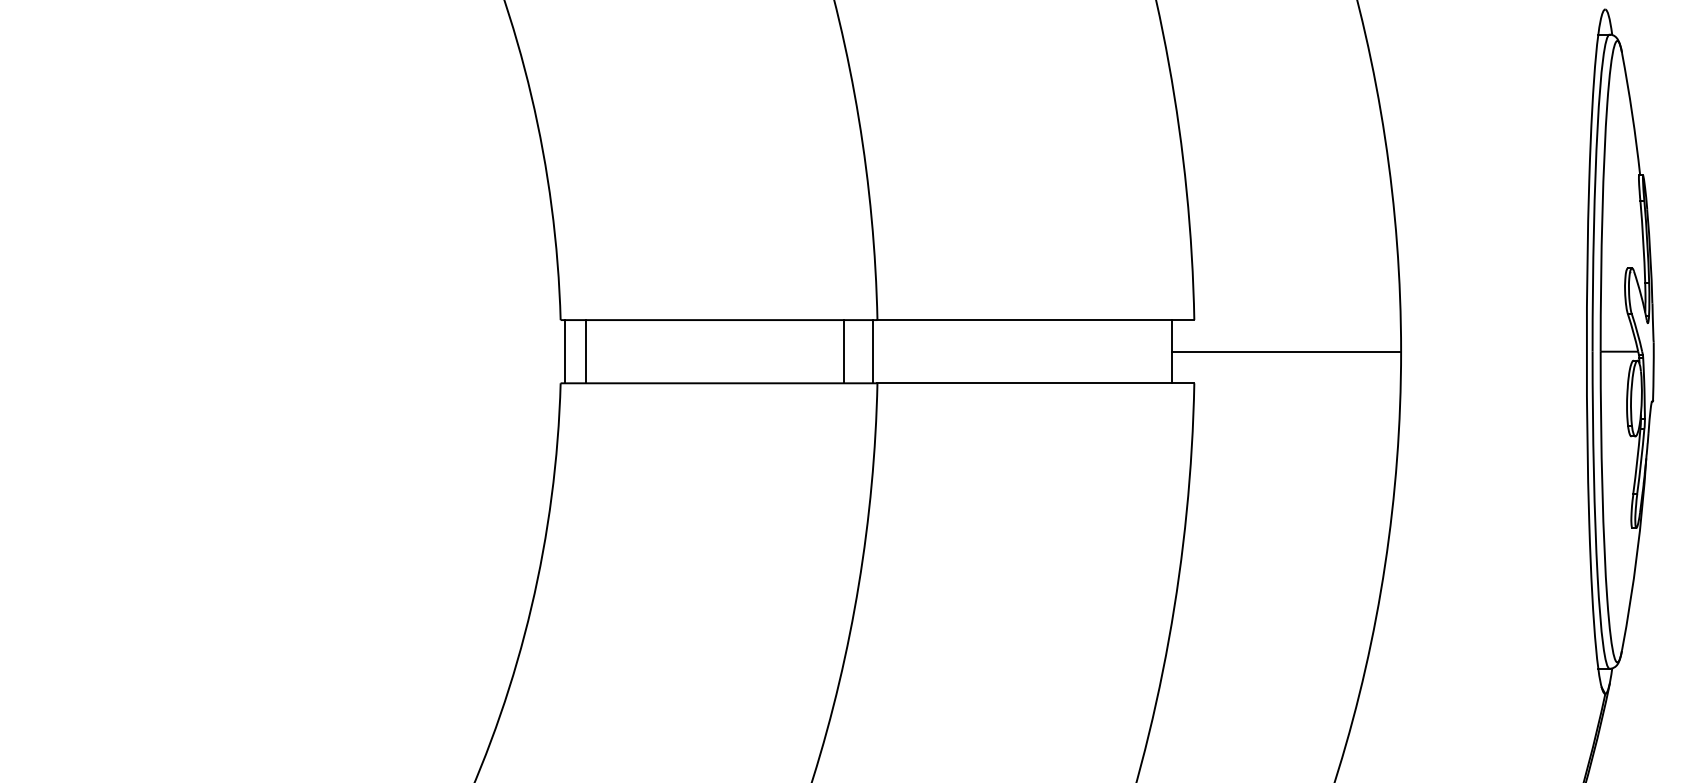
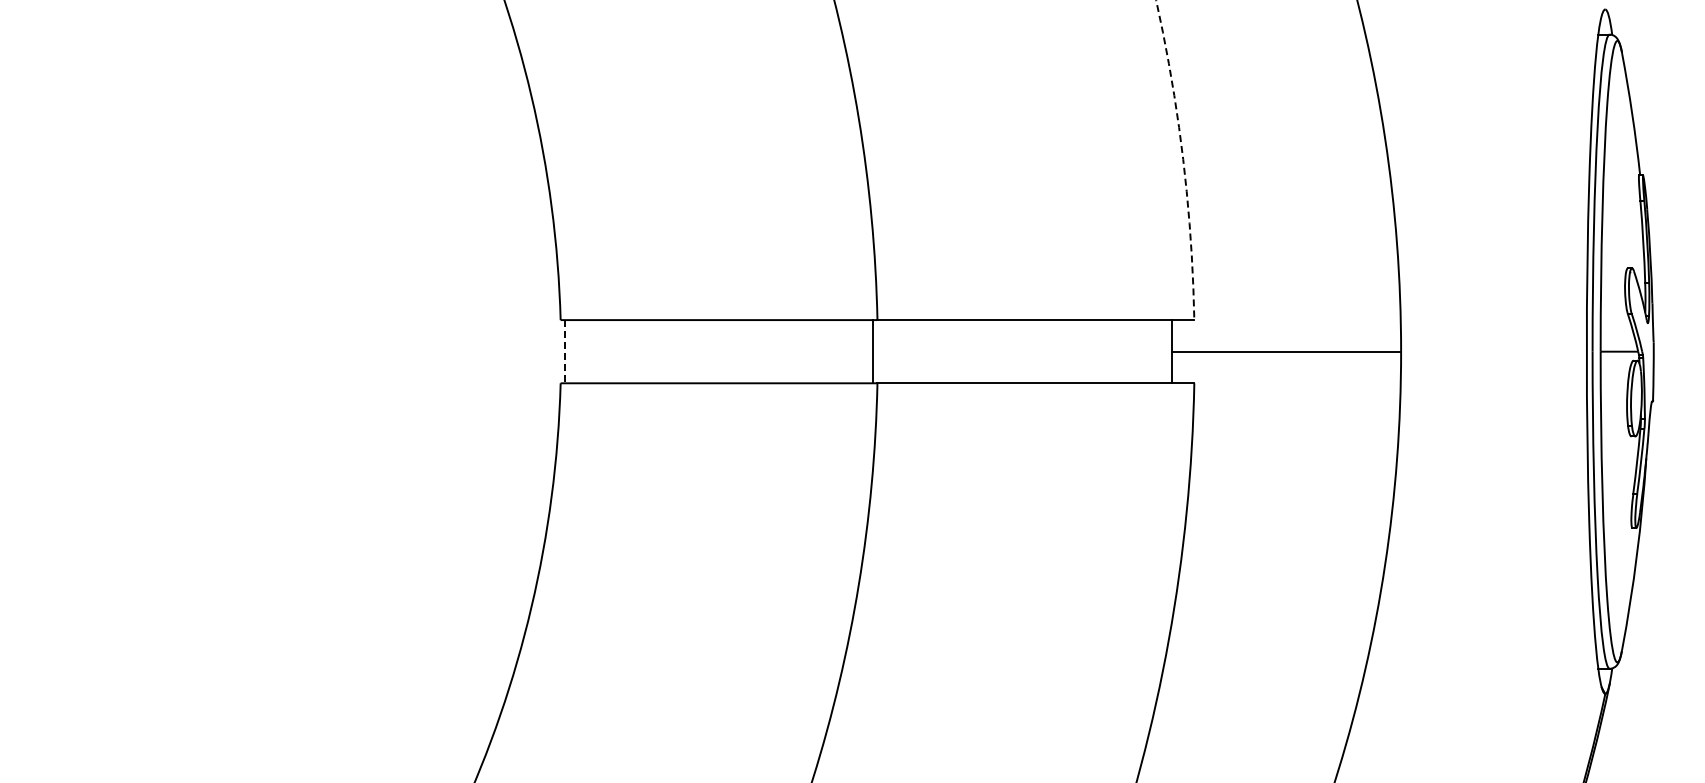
arc: solid -> dashed (1183, 159)
line: solid -> dashed (565, 351)
line: present -> none (585, 351)
line: present -> none (843, 351)
